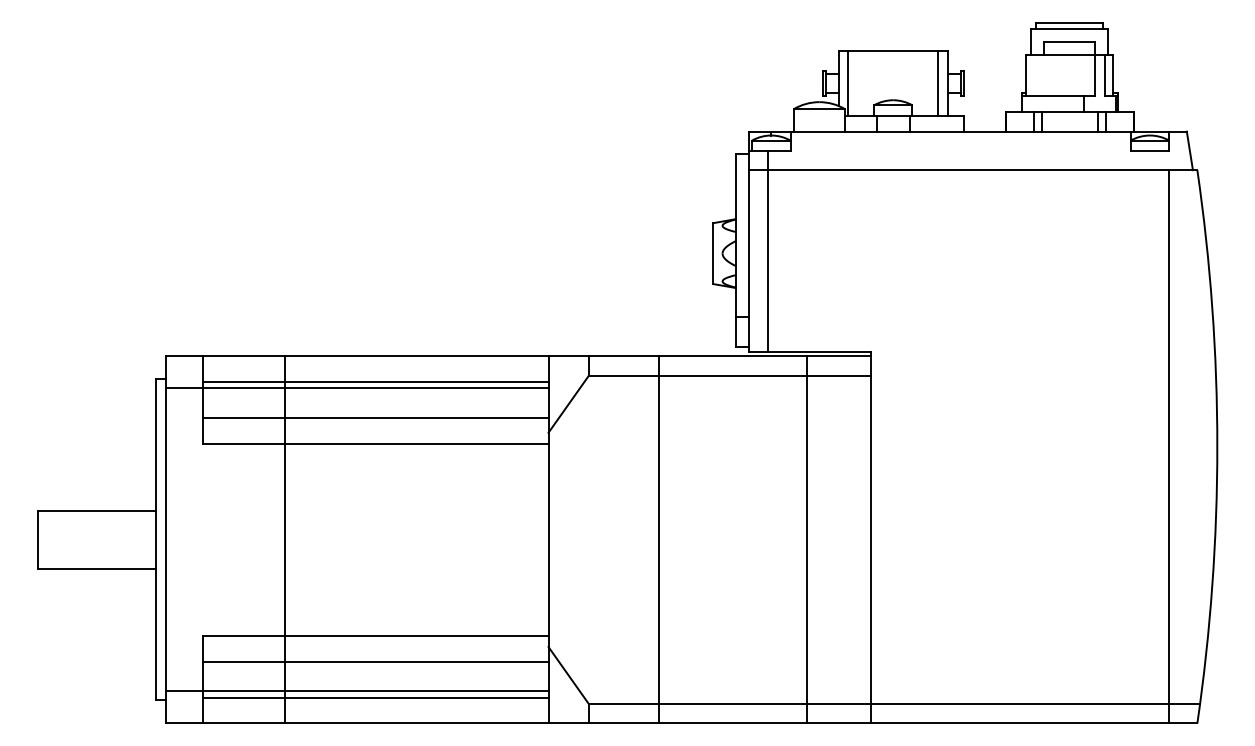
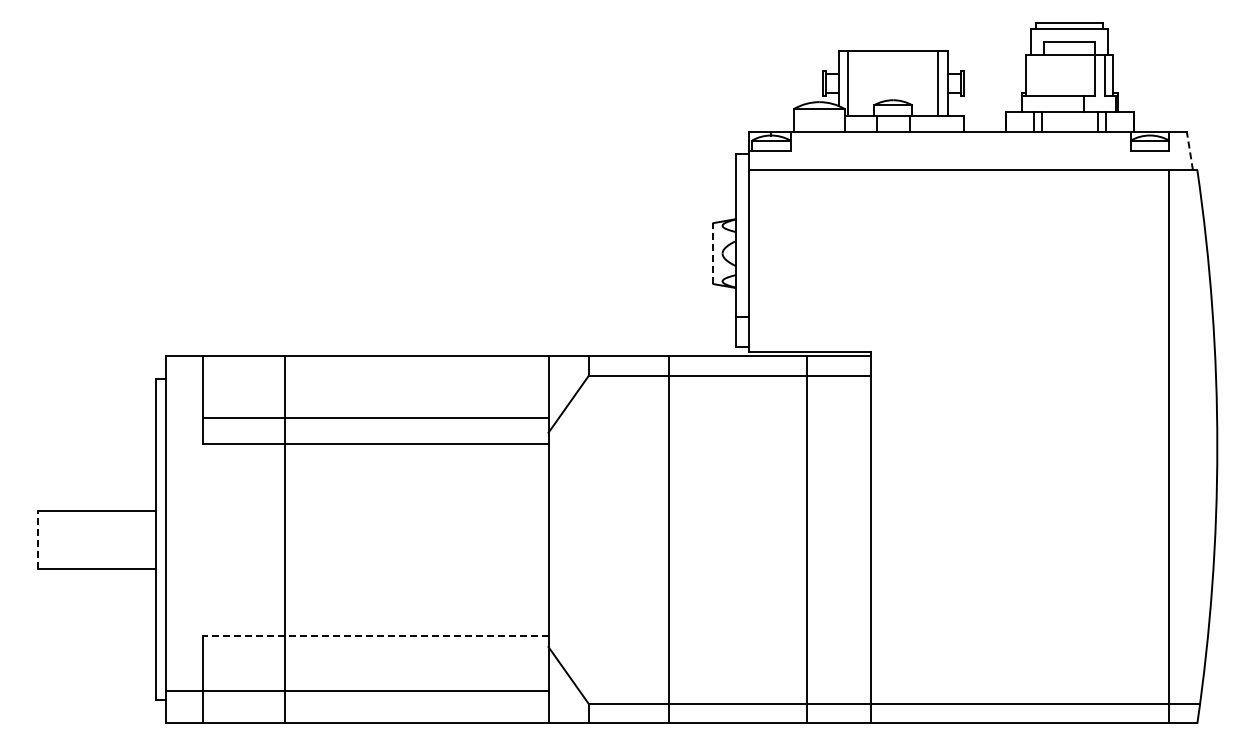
line: solid -> dashed (1189, 150)
line: present -> none (768, 250)
line: solid -> dashed (713, 253)
line: present -> none (375, 381)
line: present -> none (357, 388)
line: solid -> dashed (37, 539)
line position: (658, 539) -> (668, 539) (668, 539)
line: solid -> dashed (375, 636)
line: present -> none (375, 661)
line: present -> none (375, 697)
